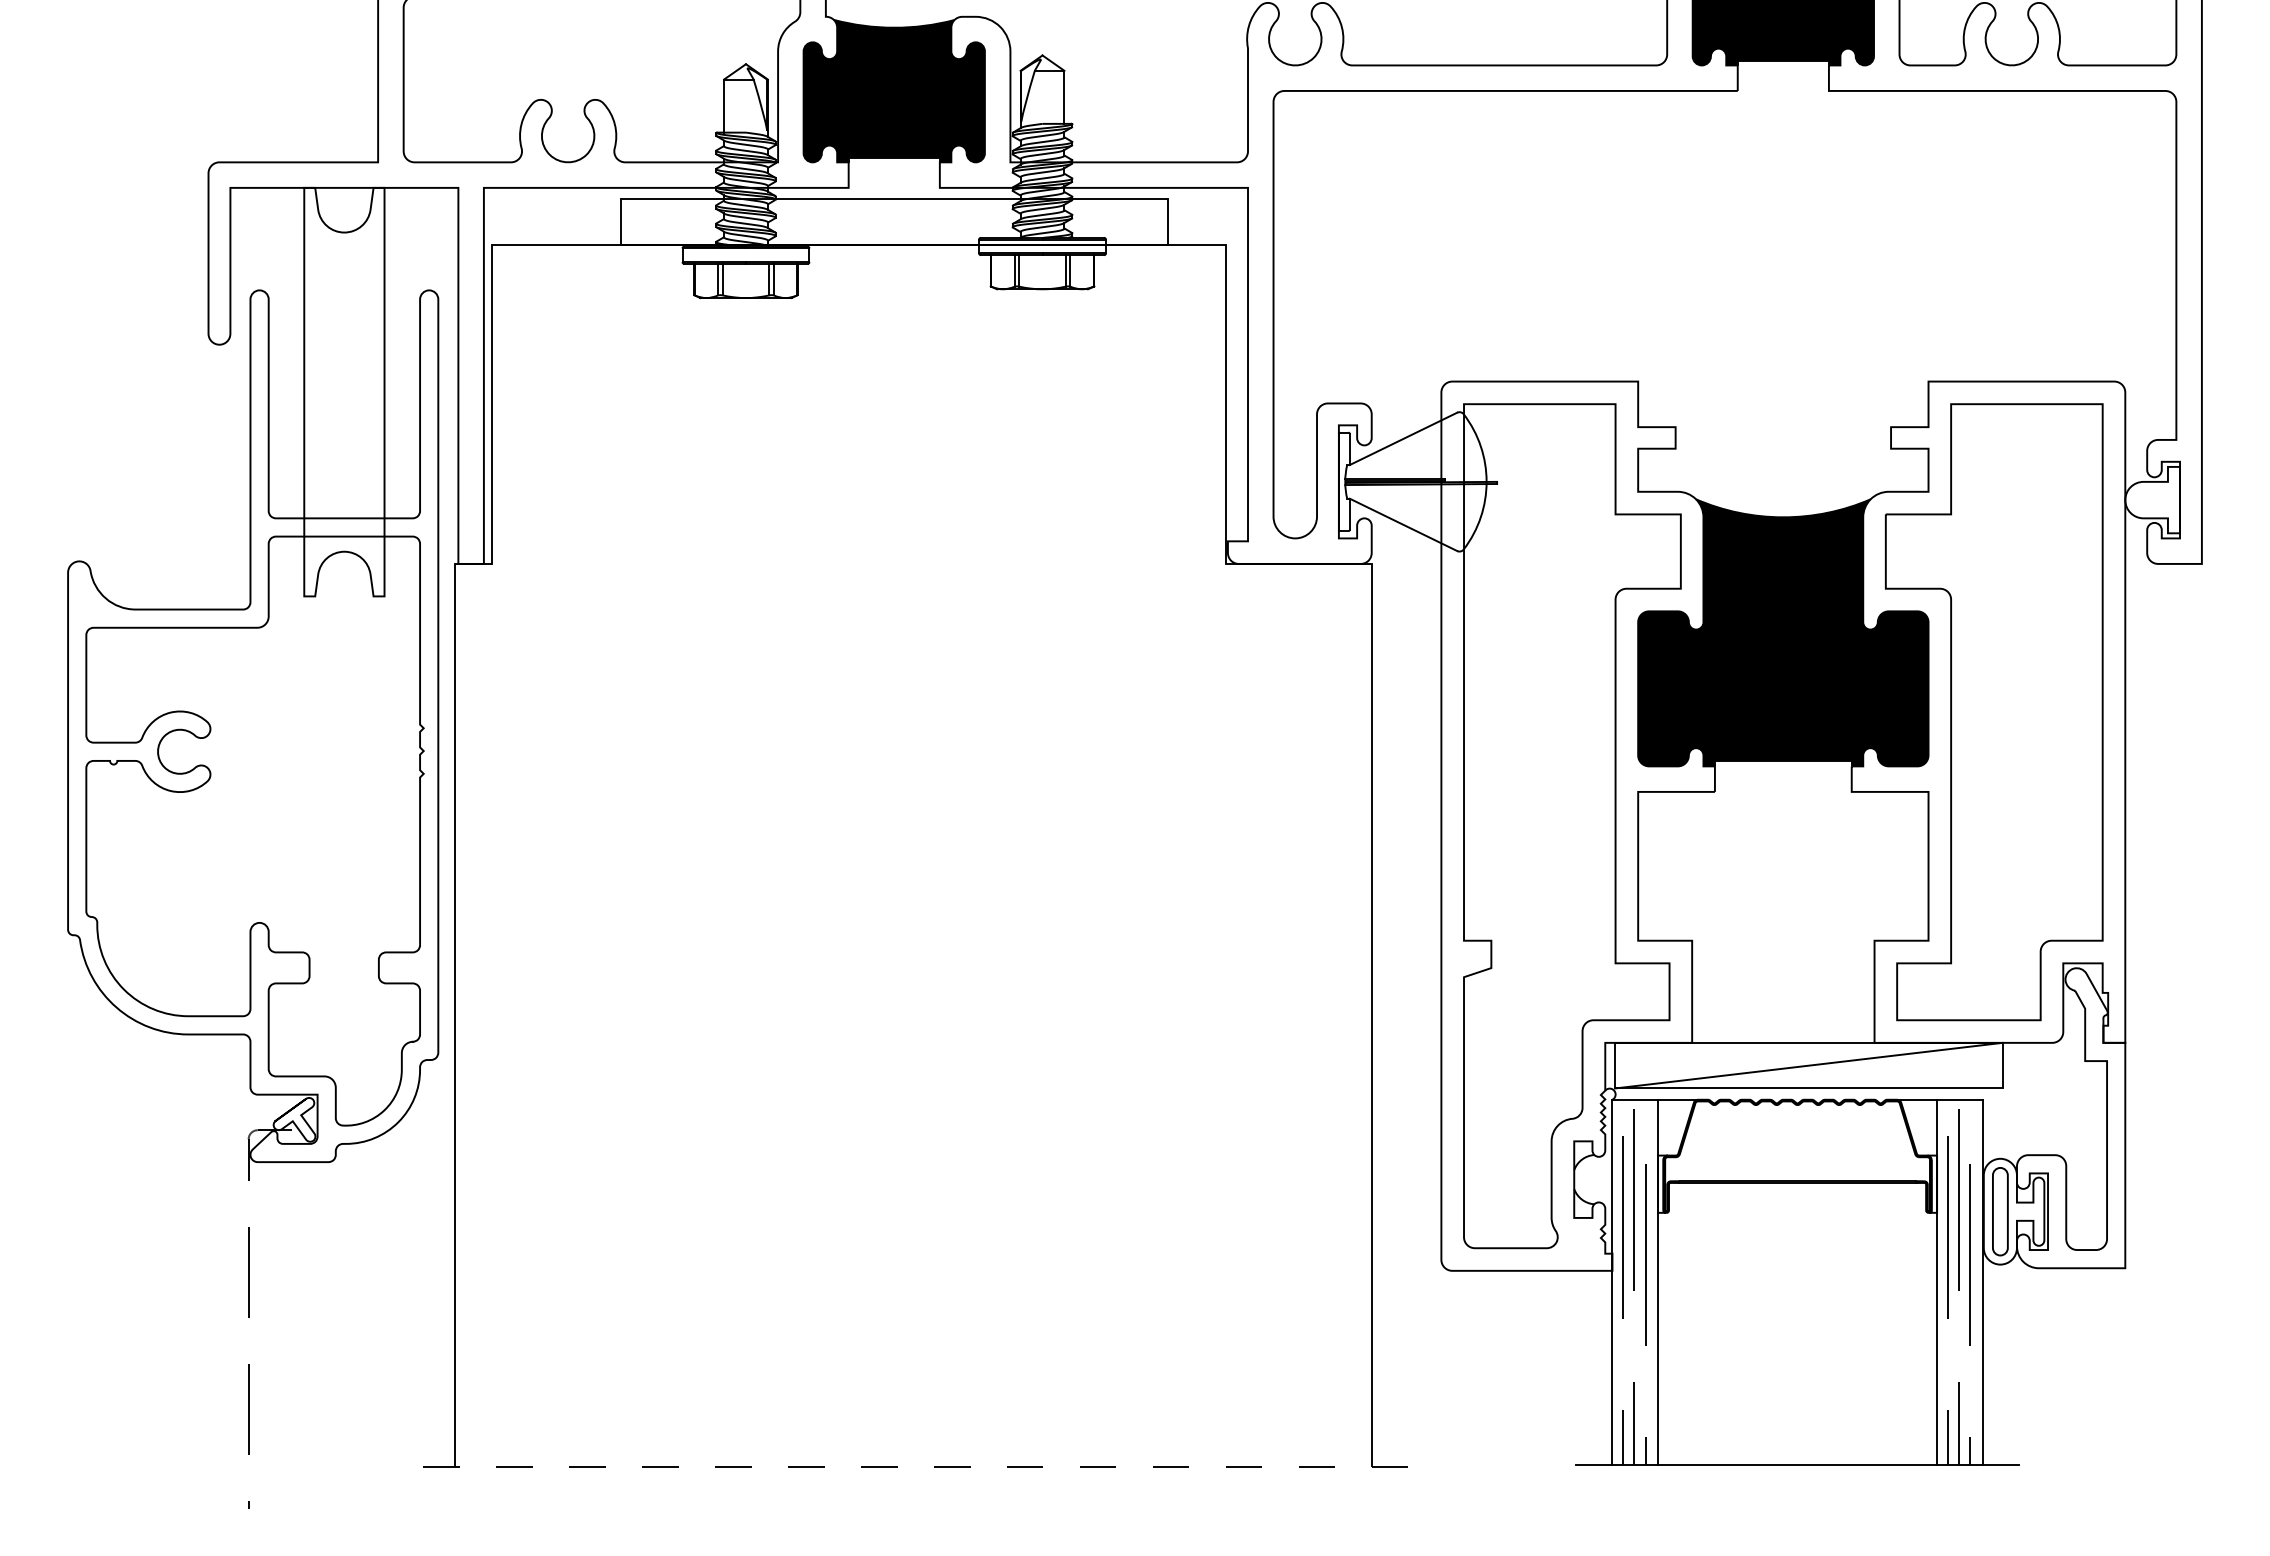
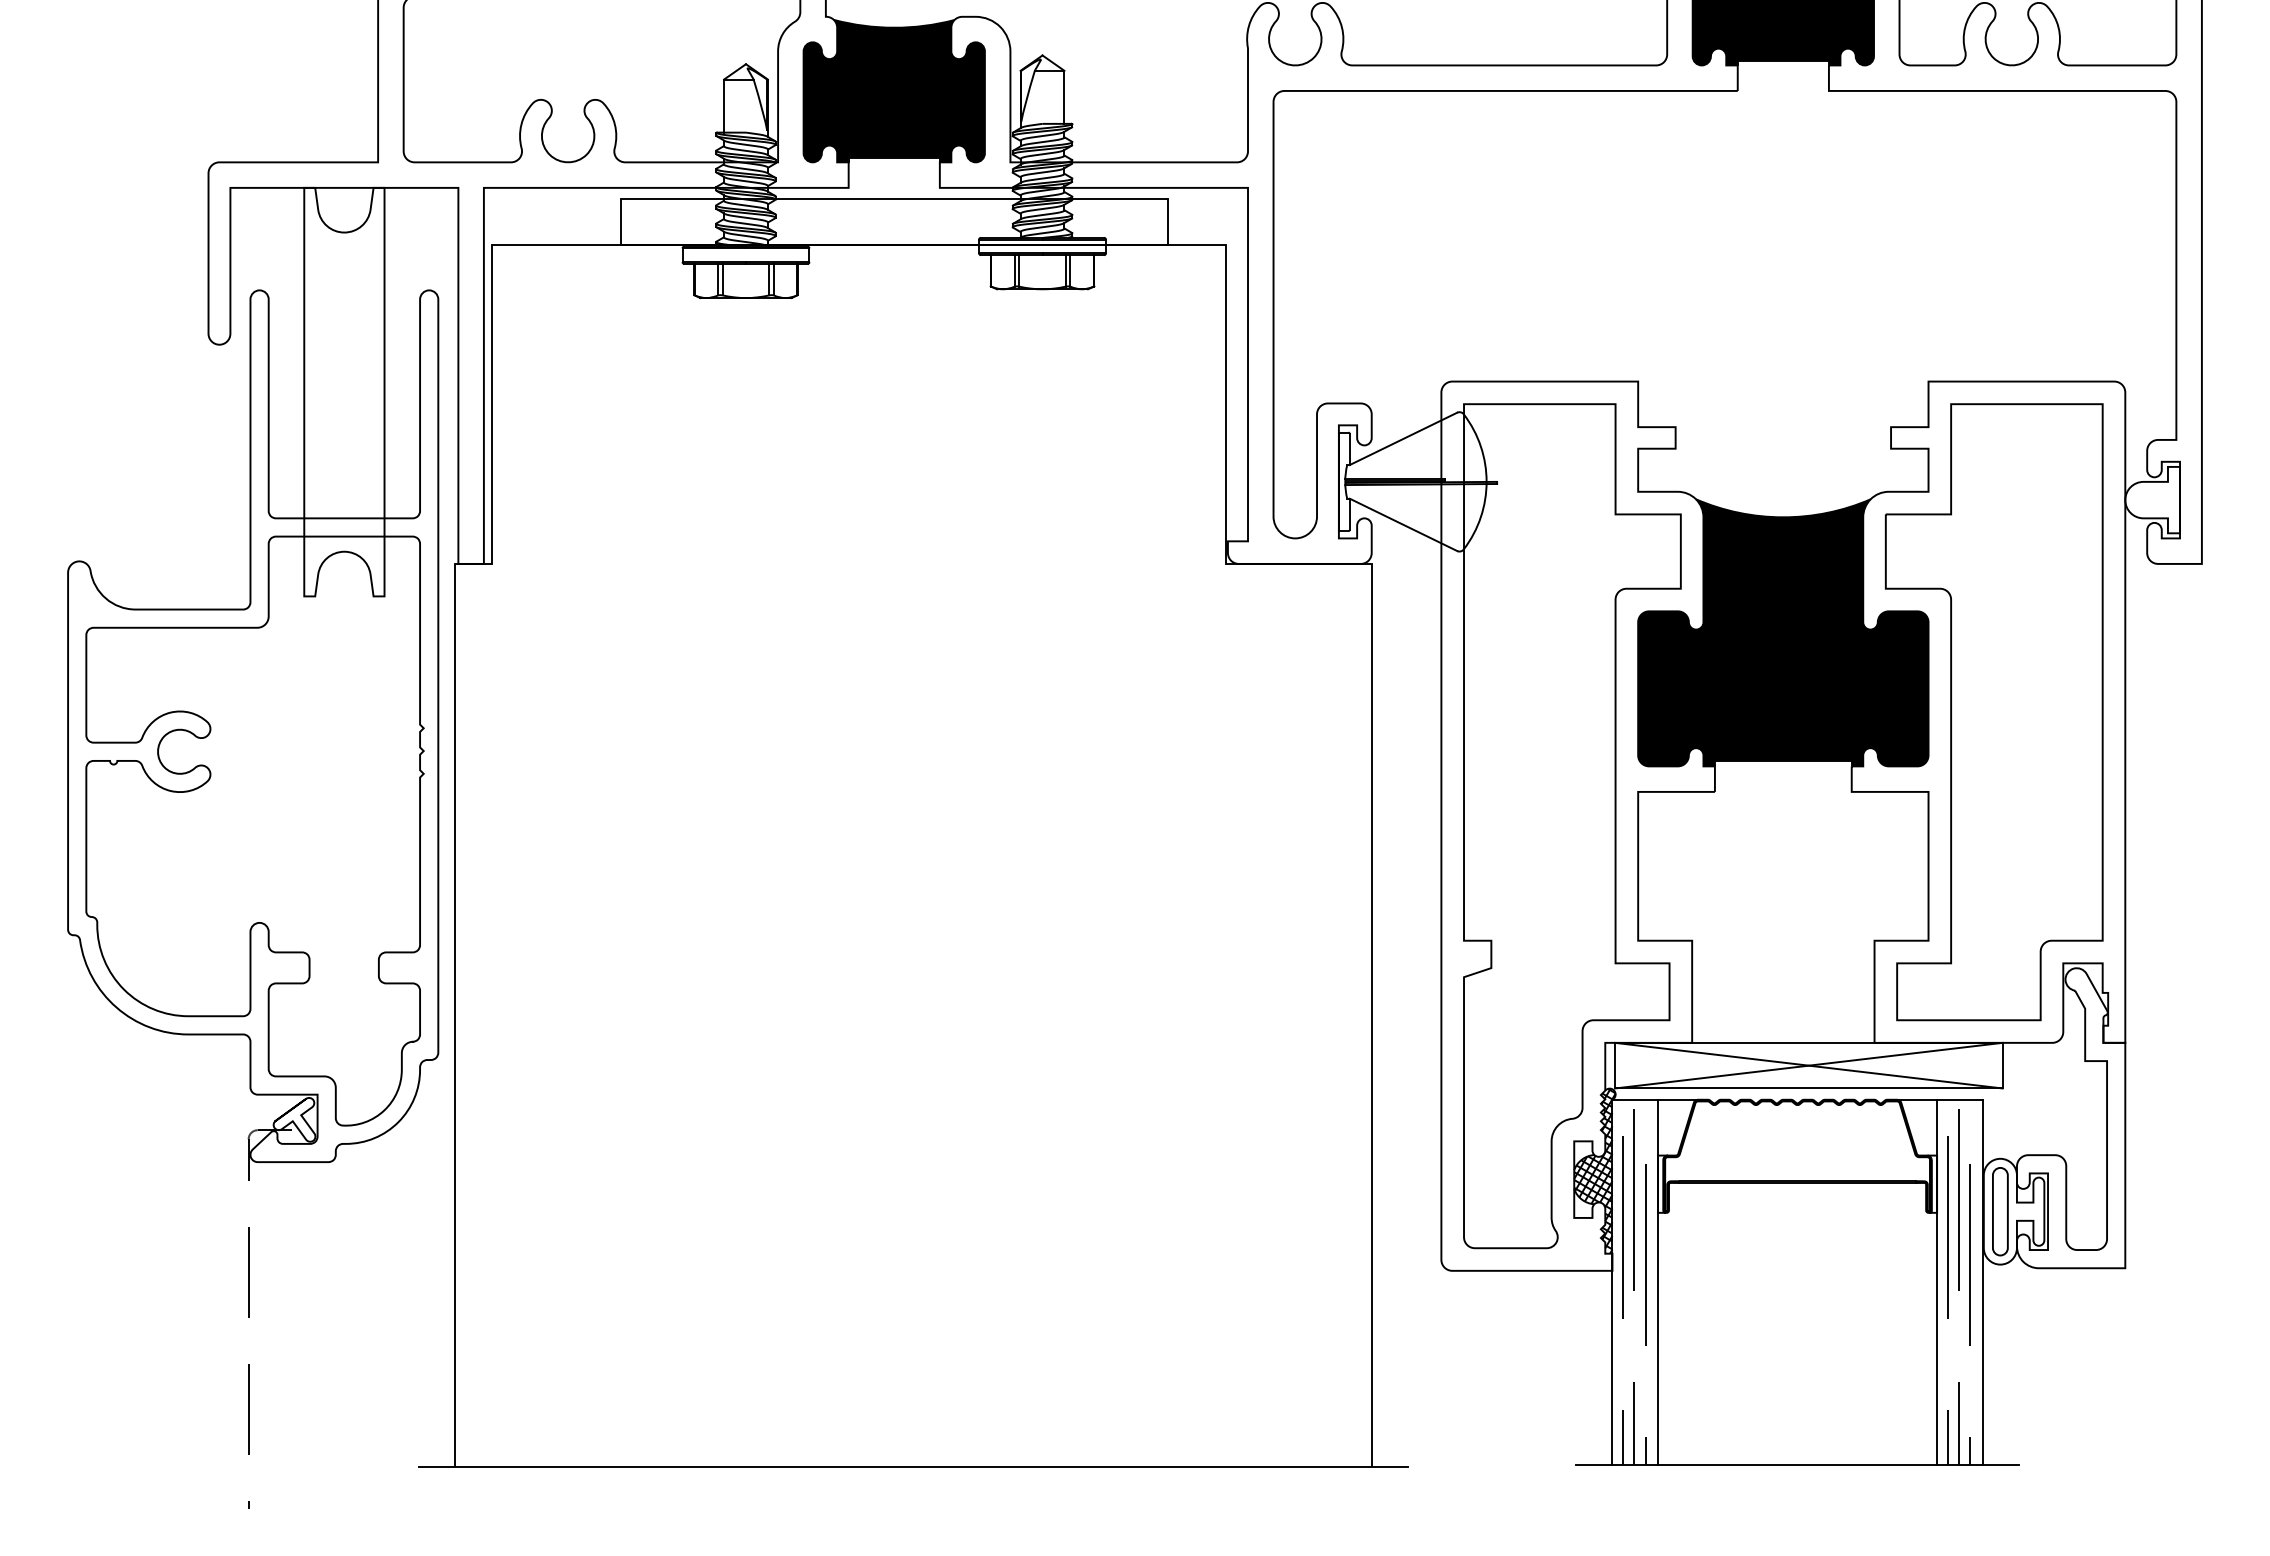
line: none -> present (1808, 1065)
hatch: none -> present (1594, 1170)
line: dashed -> solid (913, 1467)
